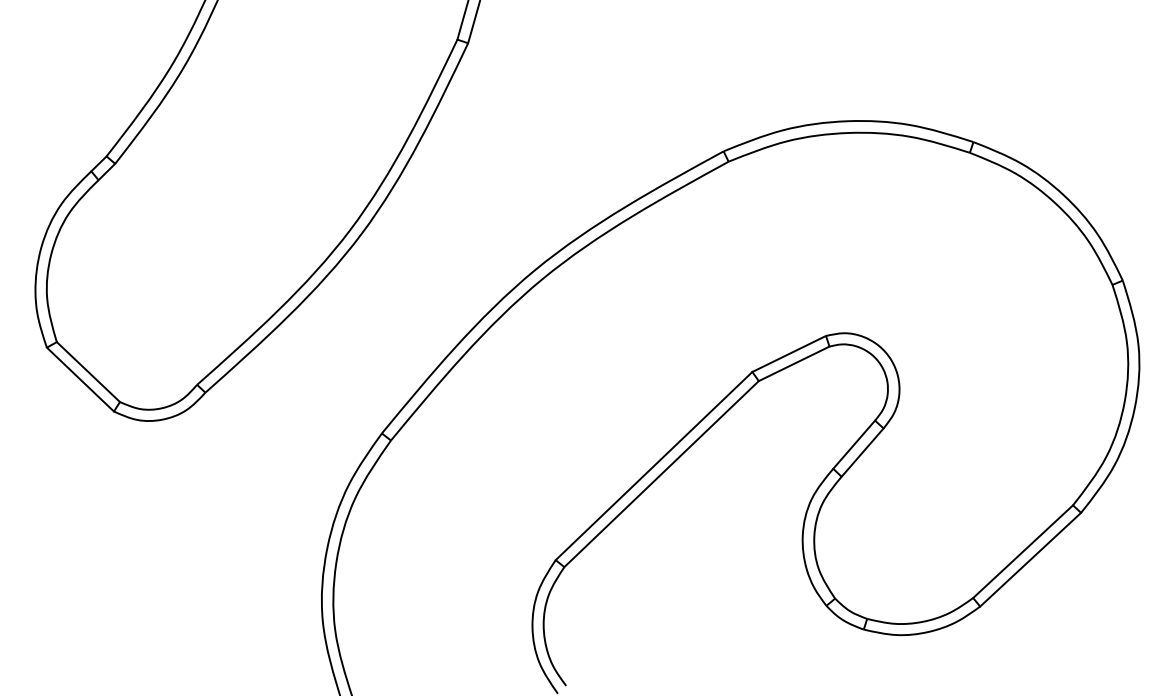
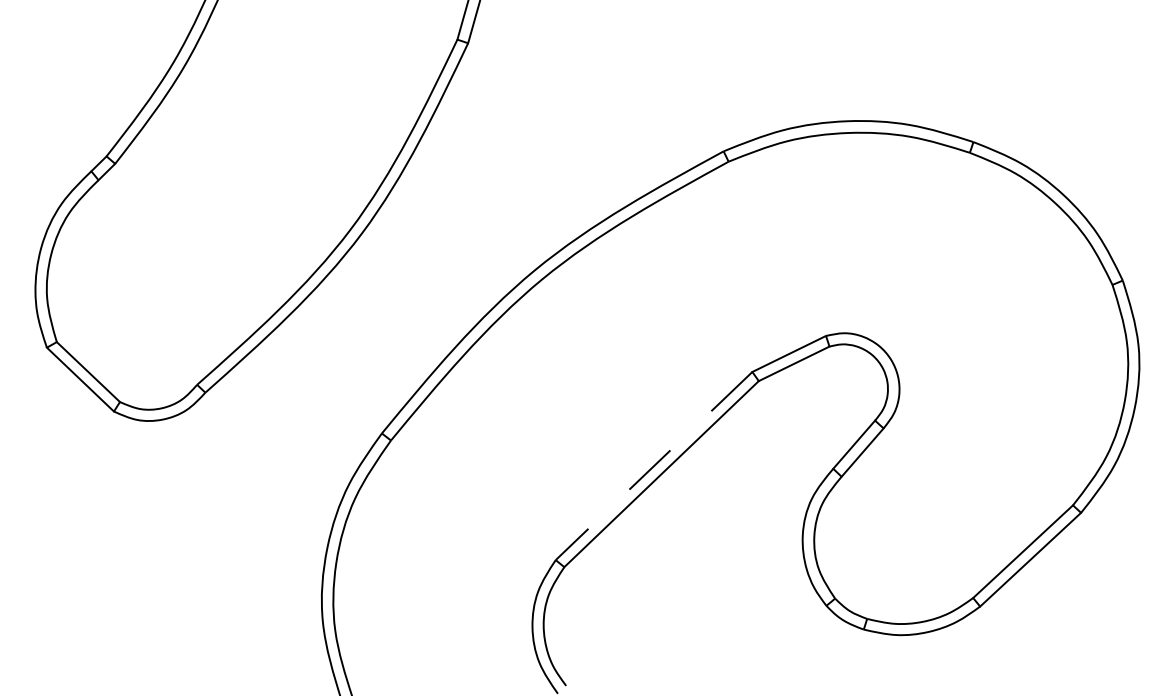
line: solid -> dashed (653, 466)
